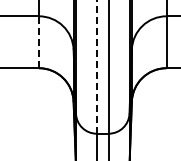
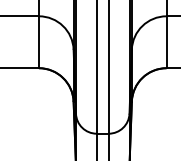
line: dashed -> solid (38, 42)
line: dashed -> solid (96, 66)
